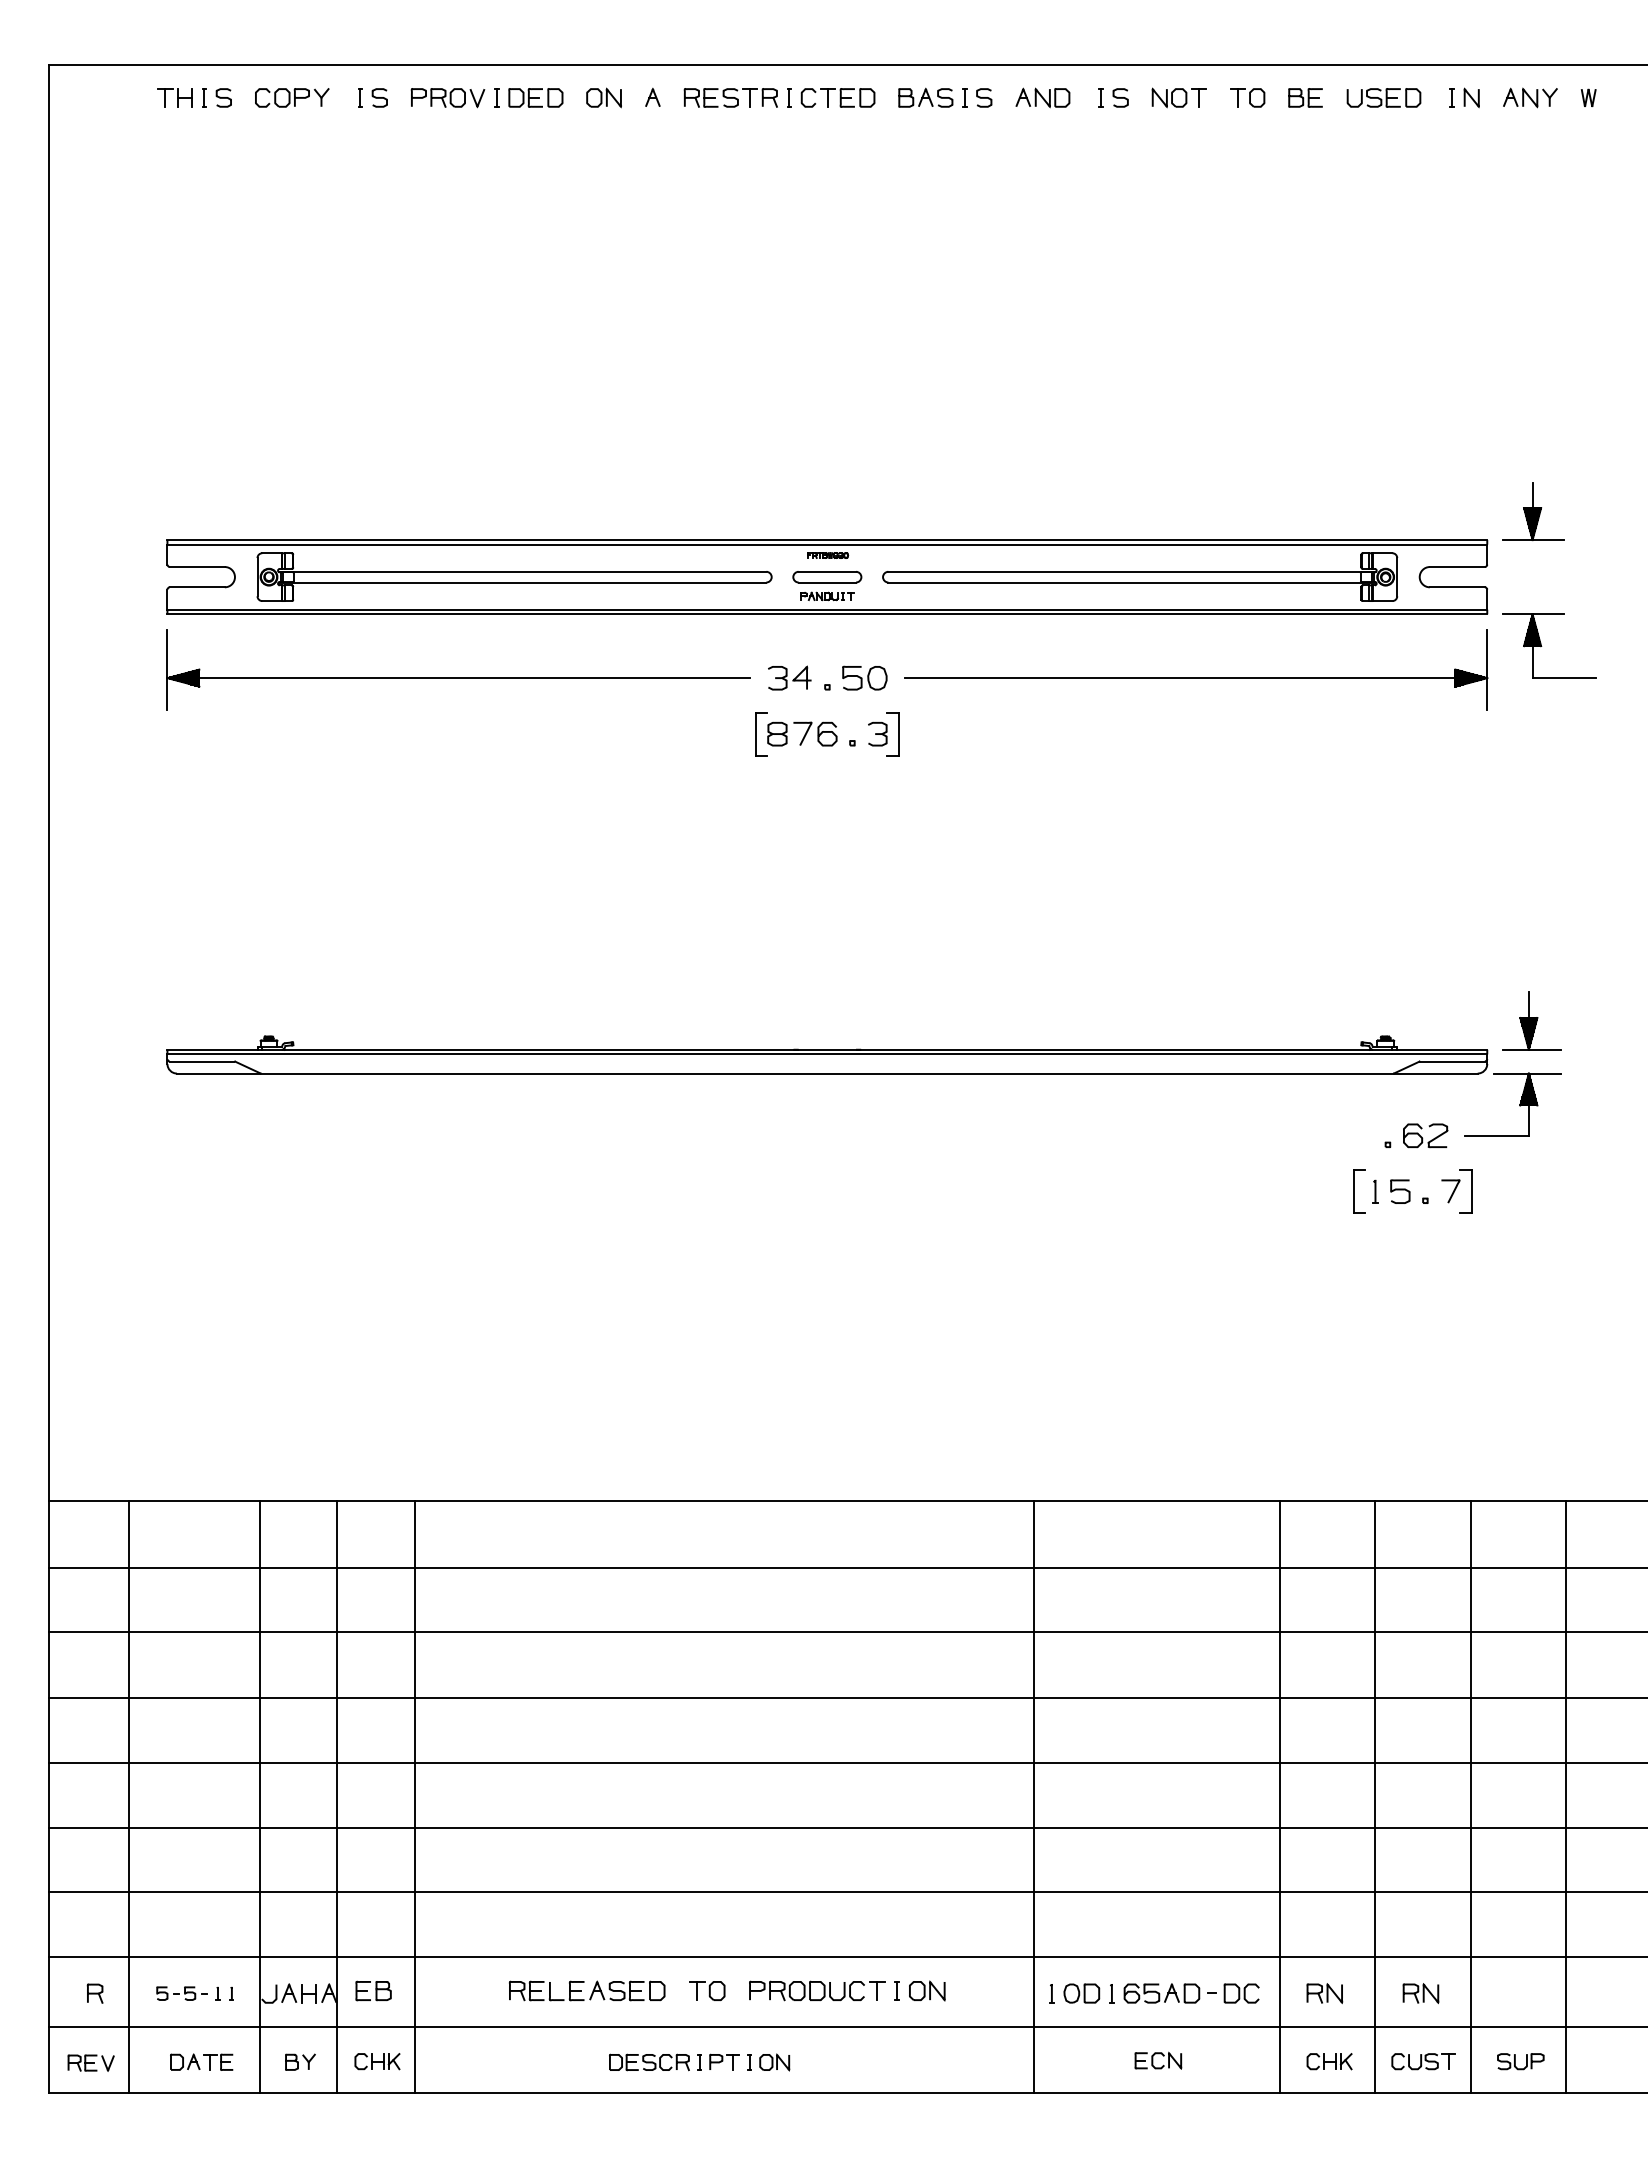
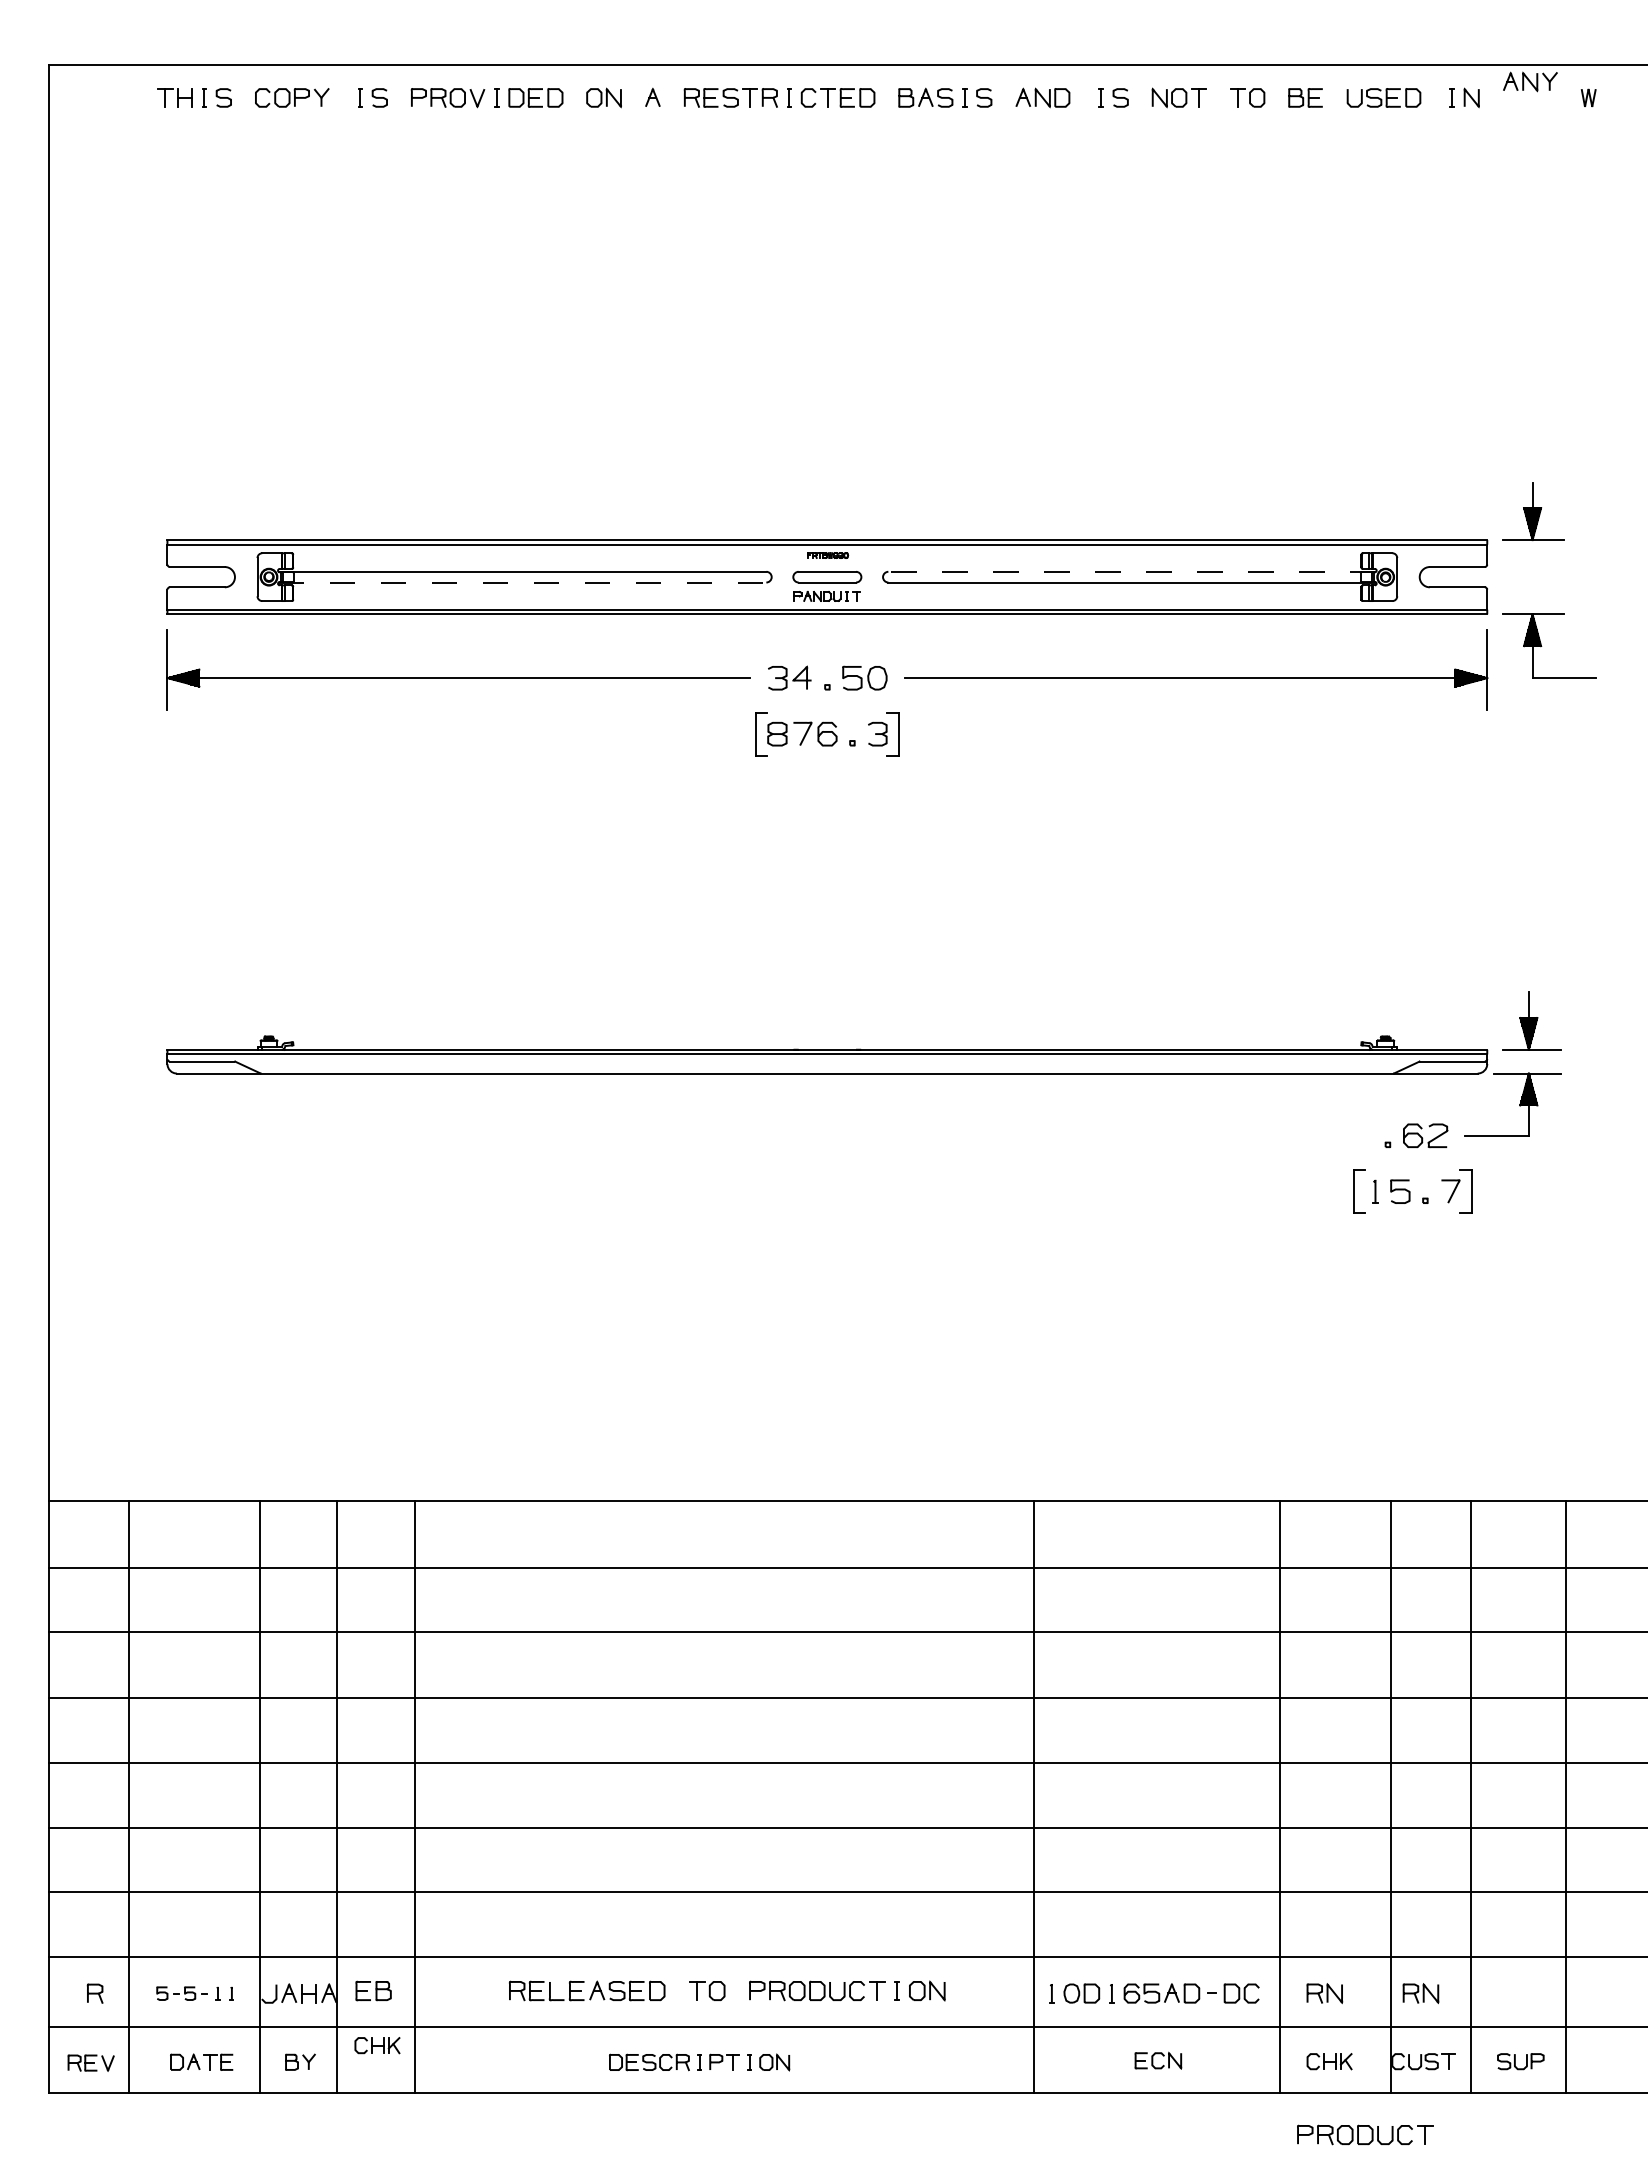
part position: (1530, 97) -> (1530, 81) (1530, 81)
line: solid -> dashed (1132, 571)
line: solid -> dashed (522, 582)
part size: 55x11 px -> 68x11 px (826, 596)
line position: (1375, 1796) -> (1391, 1796) (1391, 1796)
part position: (377, 2061) -> (377, 2045) (377, 2045)
part: none -> present (1365, 2134)
